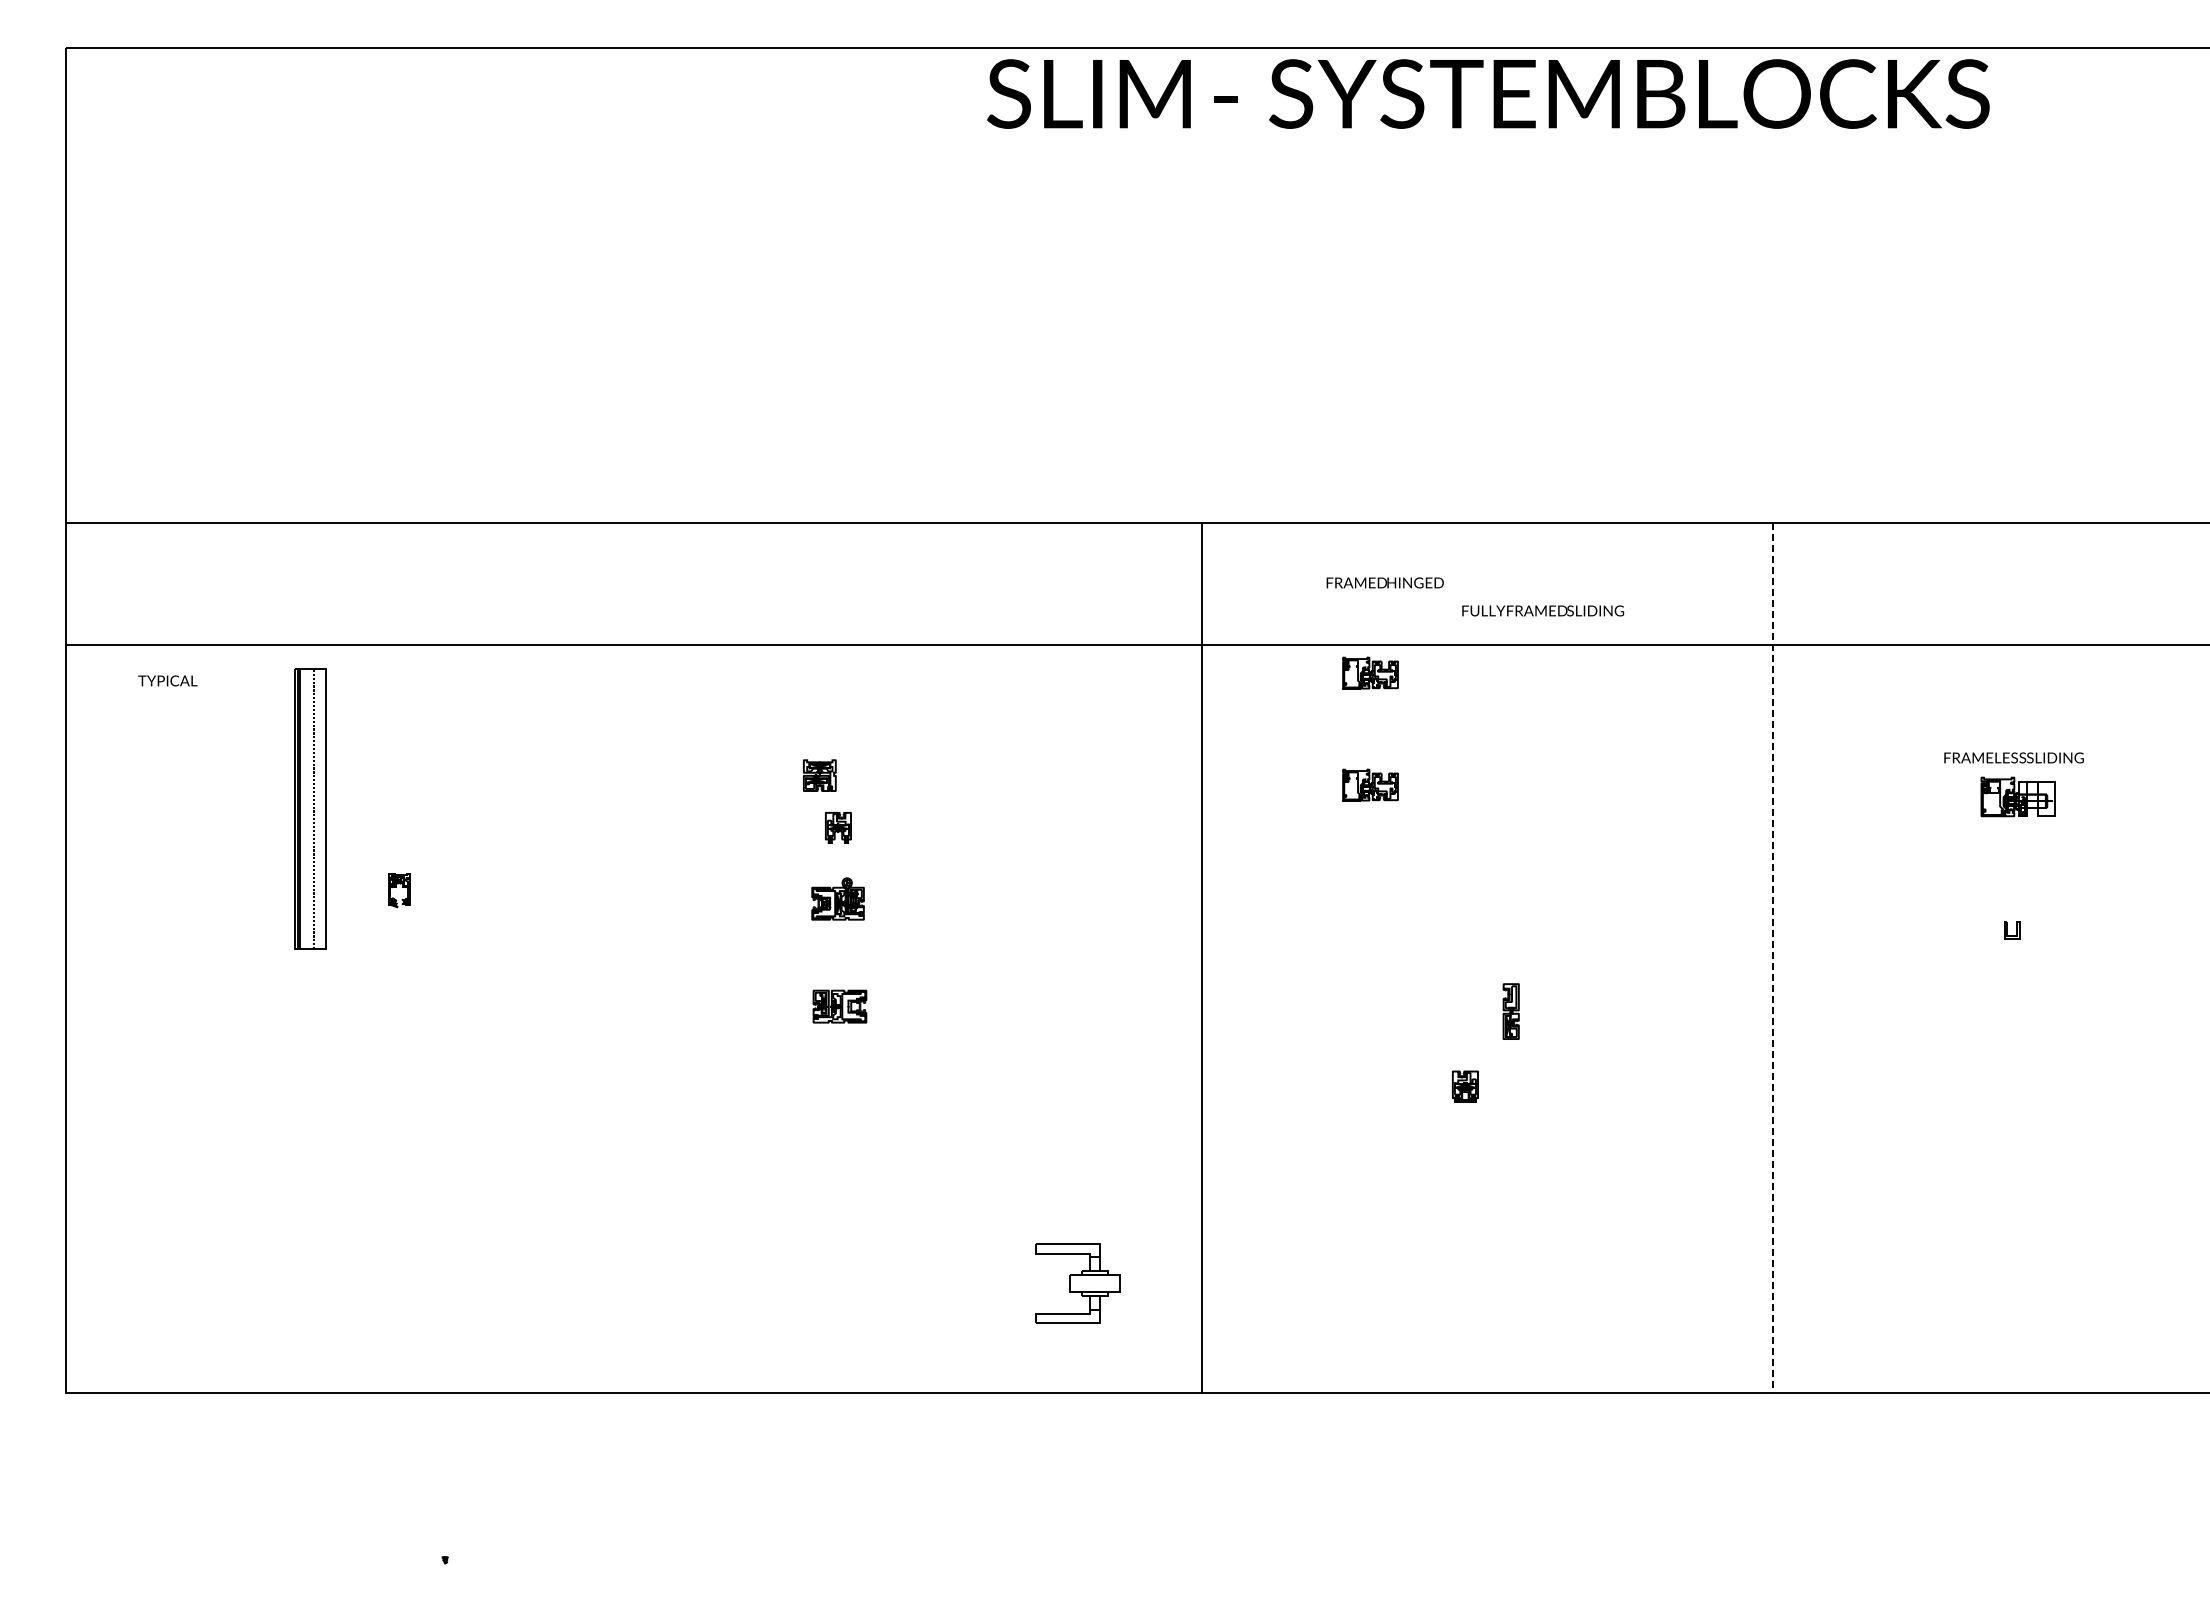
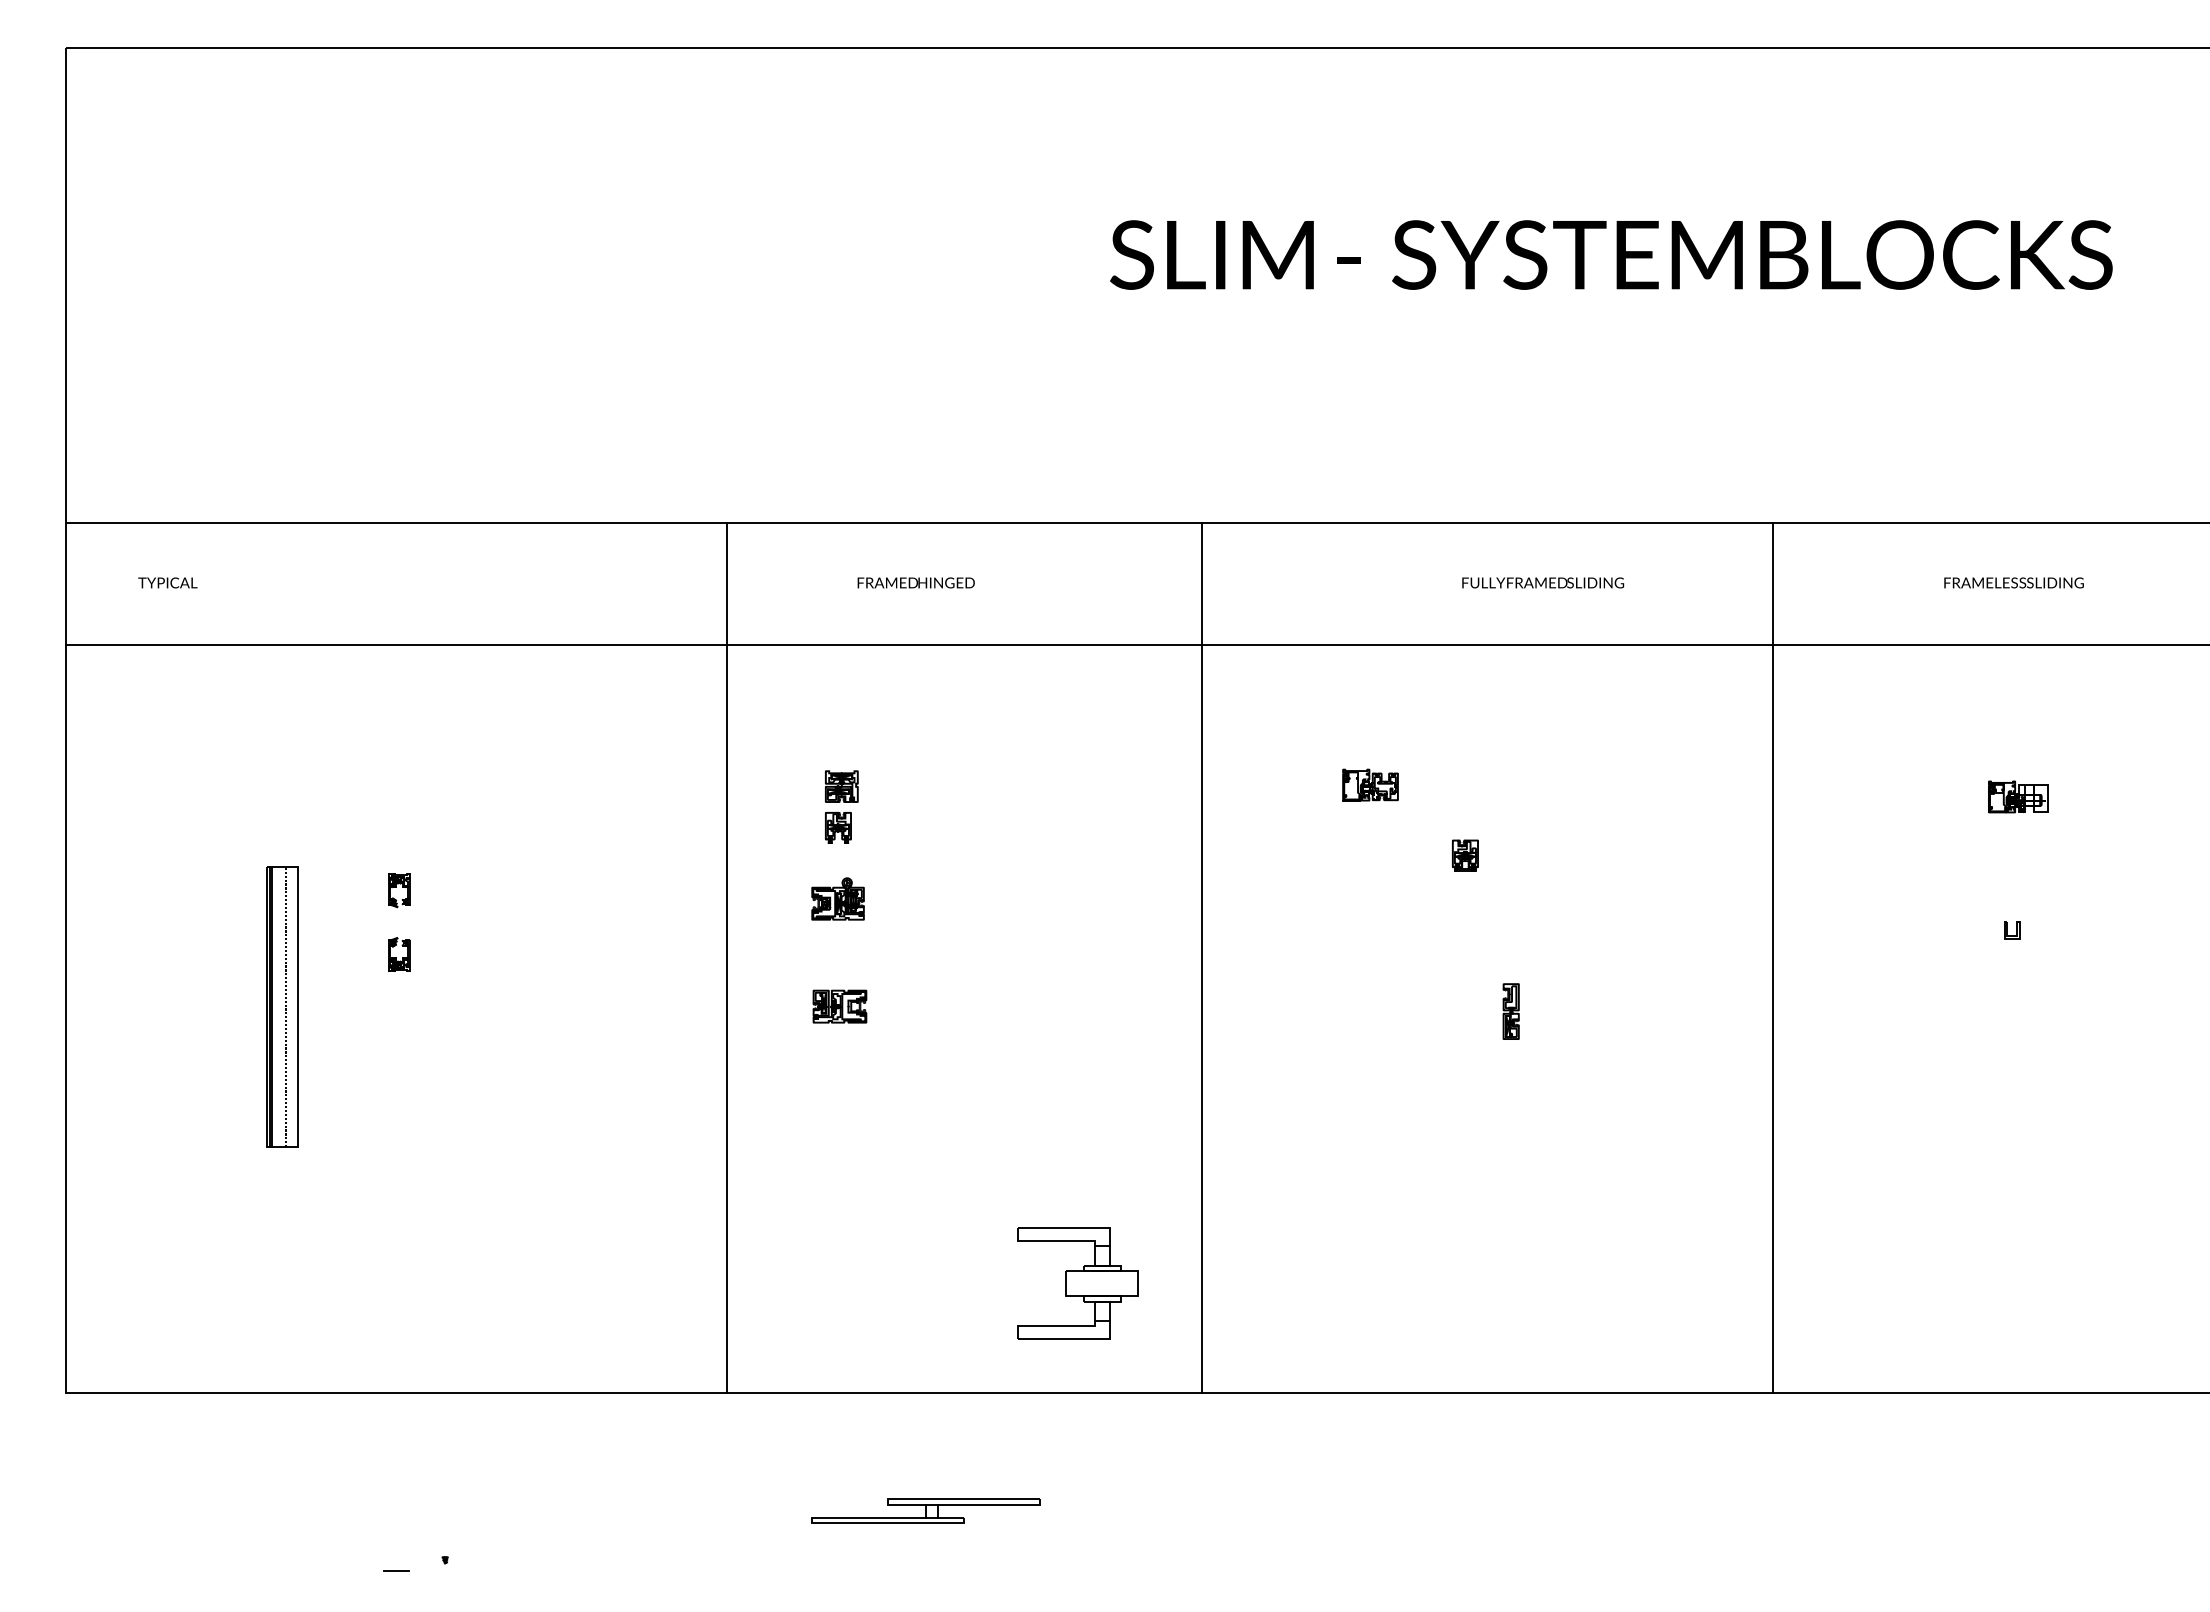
text position: (1488, 93) -> (1611, 254) (1611, 254)
text position: (1384, 582) -> (915, 582) (915, 582)
text position: (1543, 610) -> (1543, 582) (1543, 582)
part: present -> none (1370, 672)
text position: (167, 680) -> (167, 582) (167, 582)
text position: (2013, 757) -> (2013, 582) (2013, 582)
part position: (819, 775) -> (841, 786) (841, 786)
part size: 76x42 px -> 61x34 px (2018, 796)
part position: (310, 808) -> (282, 1006) (282, 1006)
part: none -> present (399, 954)
line: none -> present (726, 957)
line: dashed -> solid (1773, 957)
part position: (1465, 1086) -> (1465, 855) (1465, 855)
part size: 86x81 px -> 122x113 px (1077, 1283)
part: none -> present (925, 1510)
line: none -> present (396, 1570)
